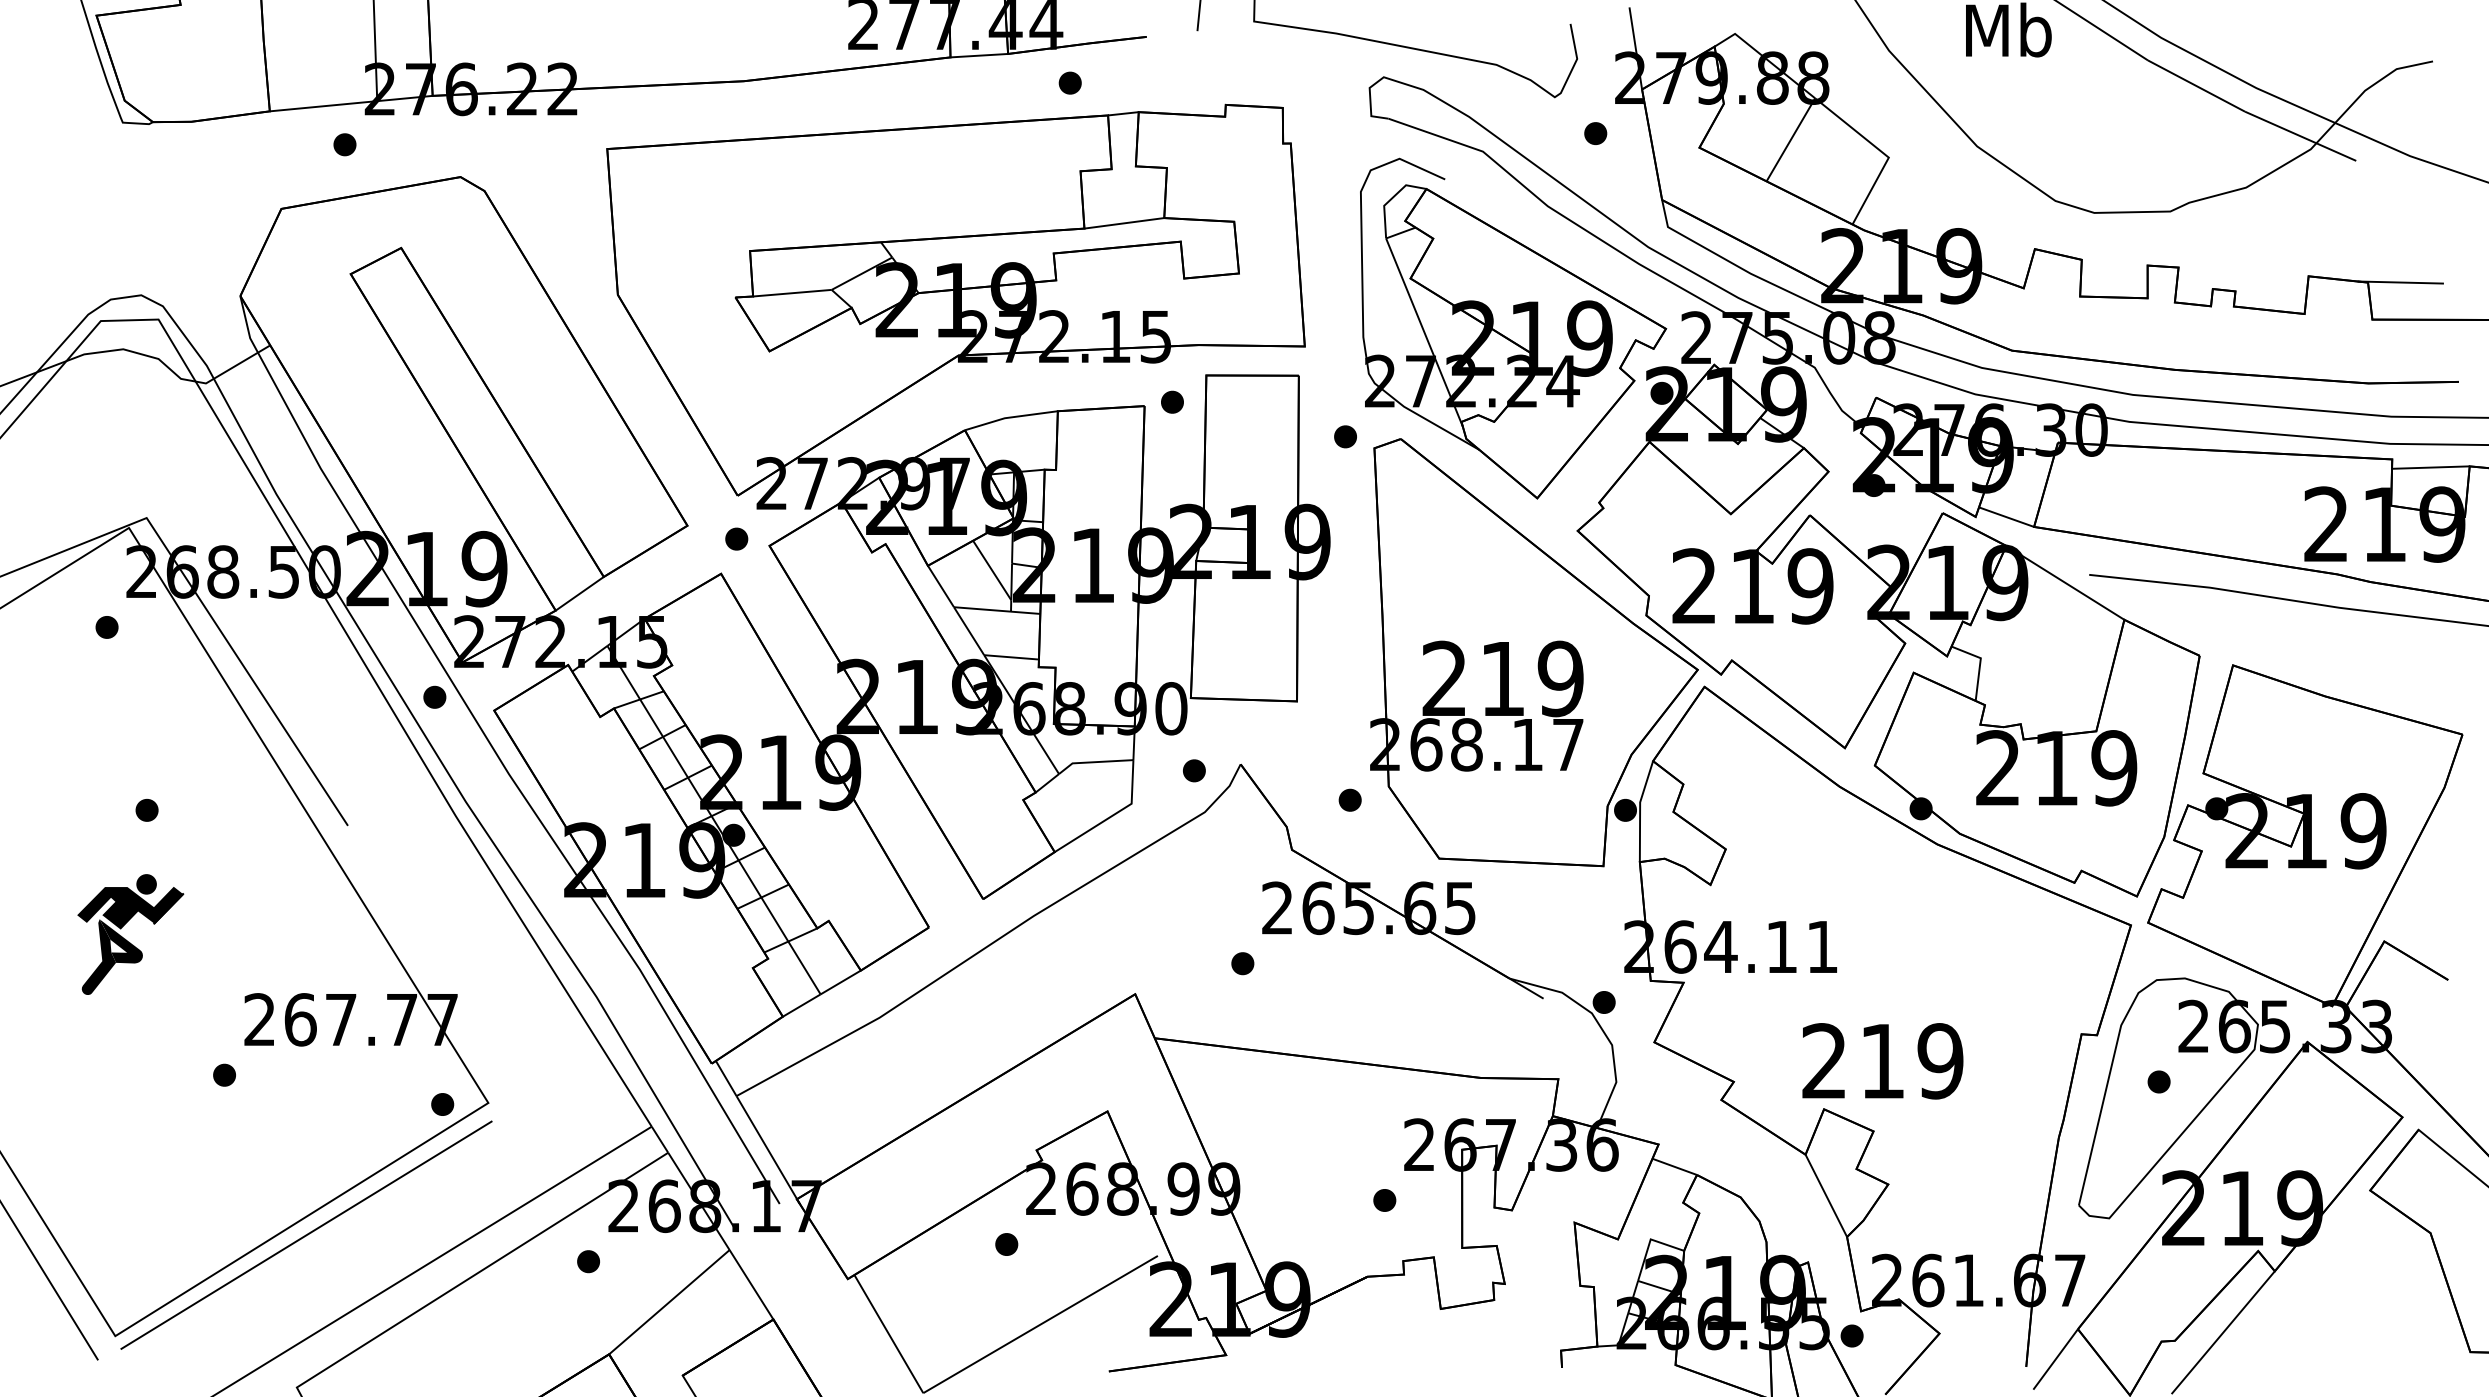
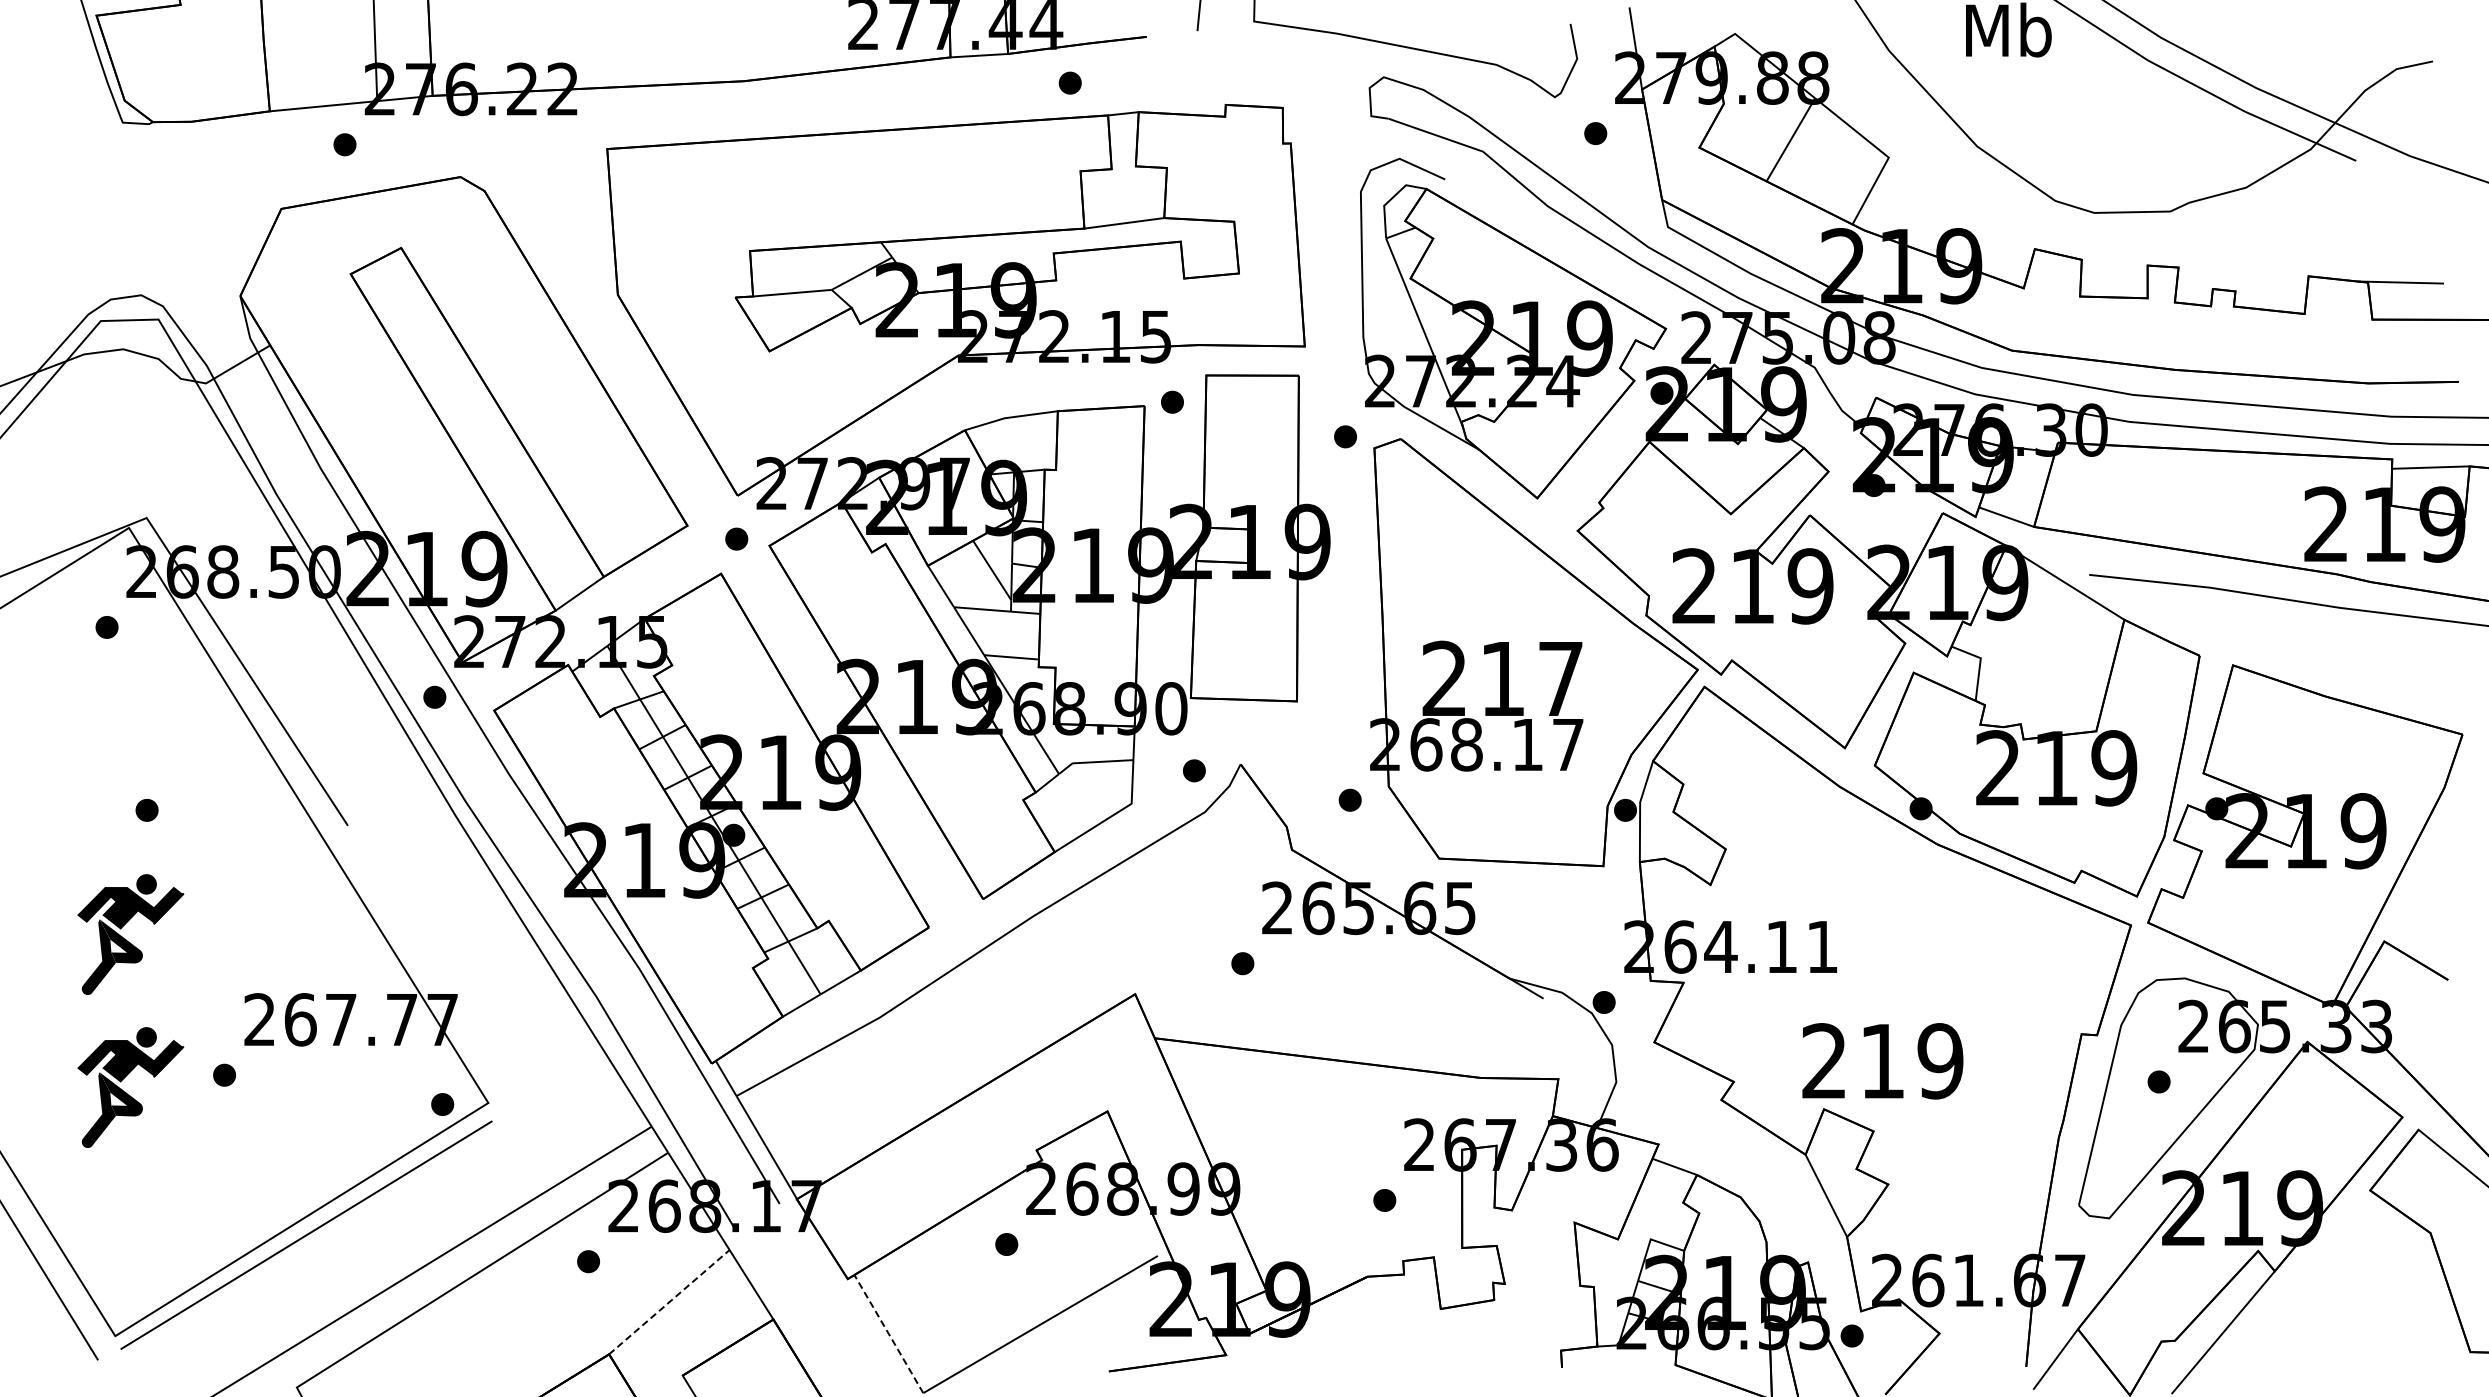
text: 219 -> 217 (1560, 678)
part: none -> present (125, 1091)
line: solid -> dashed (669, 1302)
line: solid -> dashed (888, 1333)
